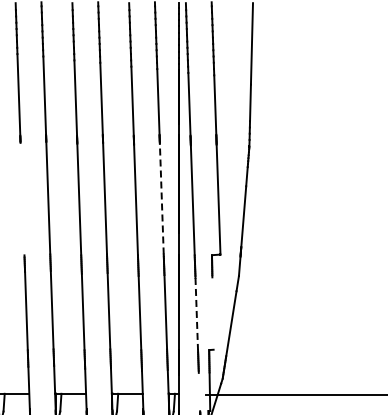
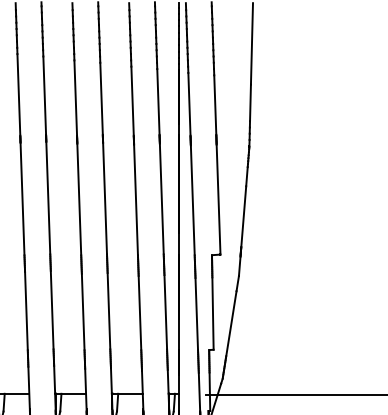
line: none -> present (22, 198)
line: dashed -> solid (161, 198)
line: none -> present (212, 313)
line: dashed -> solid (196, 314)
line: none -> present (199, 391)
